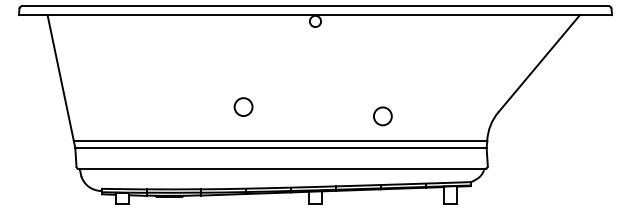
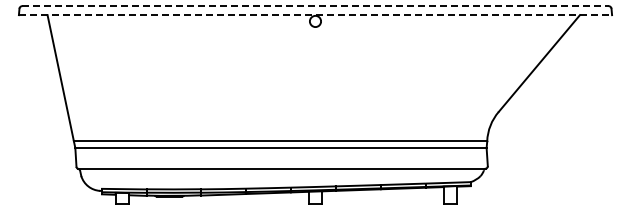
line: solid -> dashed (315, 6)
line: solid -> dashed (315, 15)
circle: present -> none (243, 106)
circle: present -> none (382, 116)
